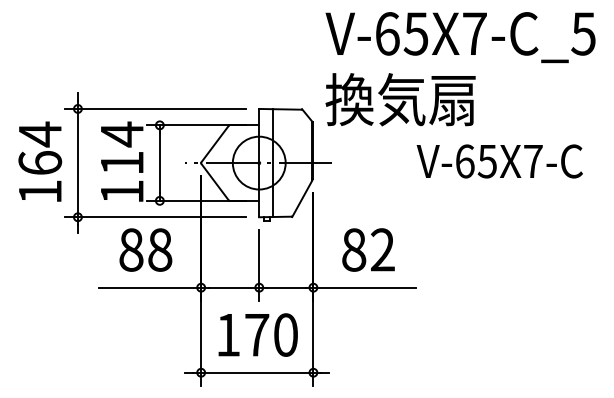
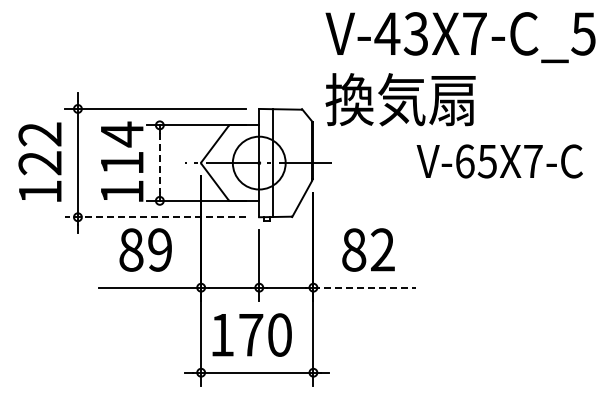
text: V-65X7-C_5 -> V-43X7-C_5 (401, 33)
text: 164 -> 122 (40, 148)
line: solid -> dashed (159, 163)
line: solid -> dashed (155, 217)
text: 88 -> 89 (160, 249)
line: solid -> dashed (365, 287)
text position: (257, 334) -> (251, 334) (251, 334)
